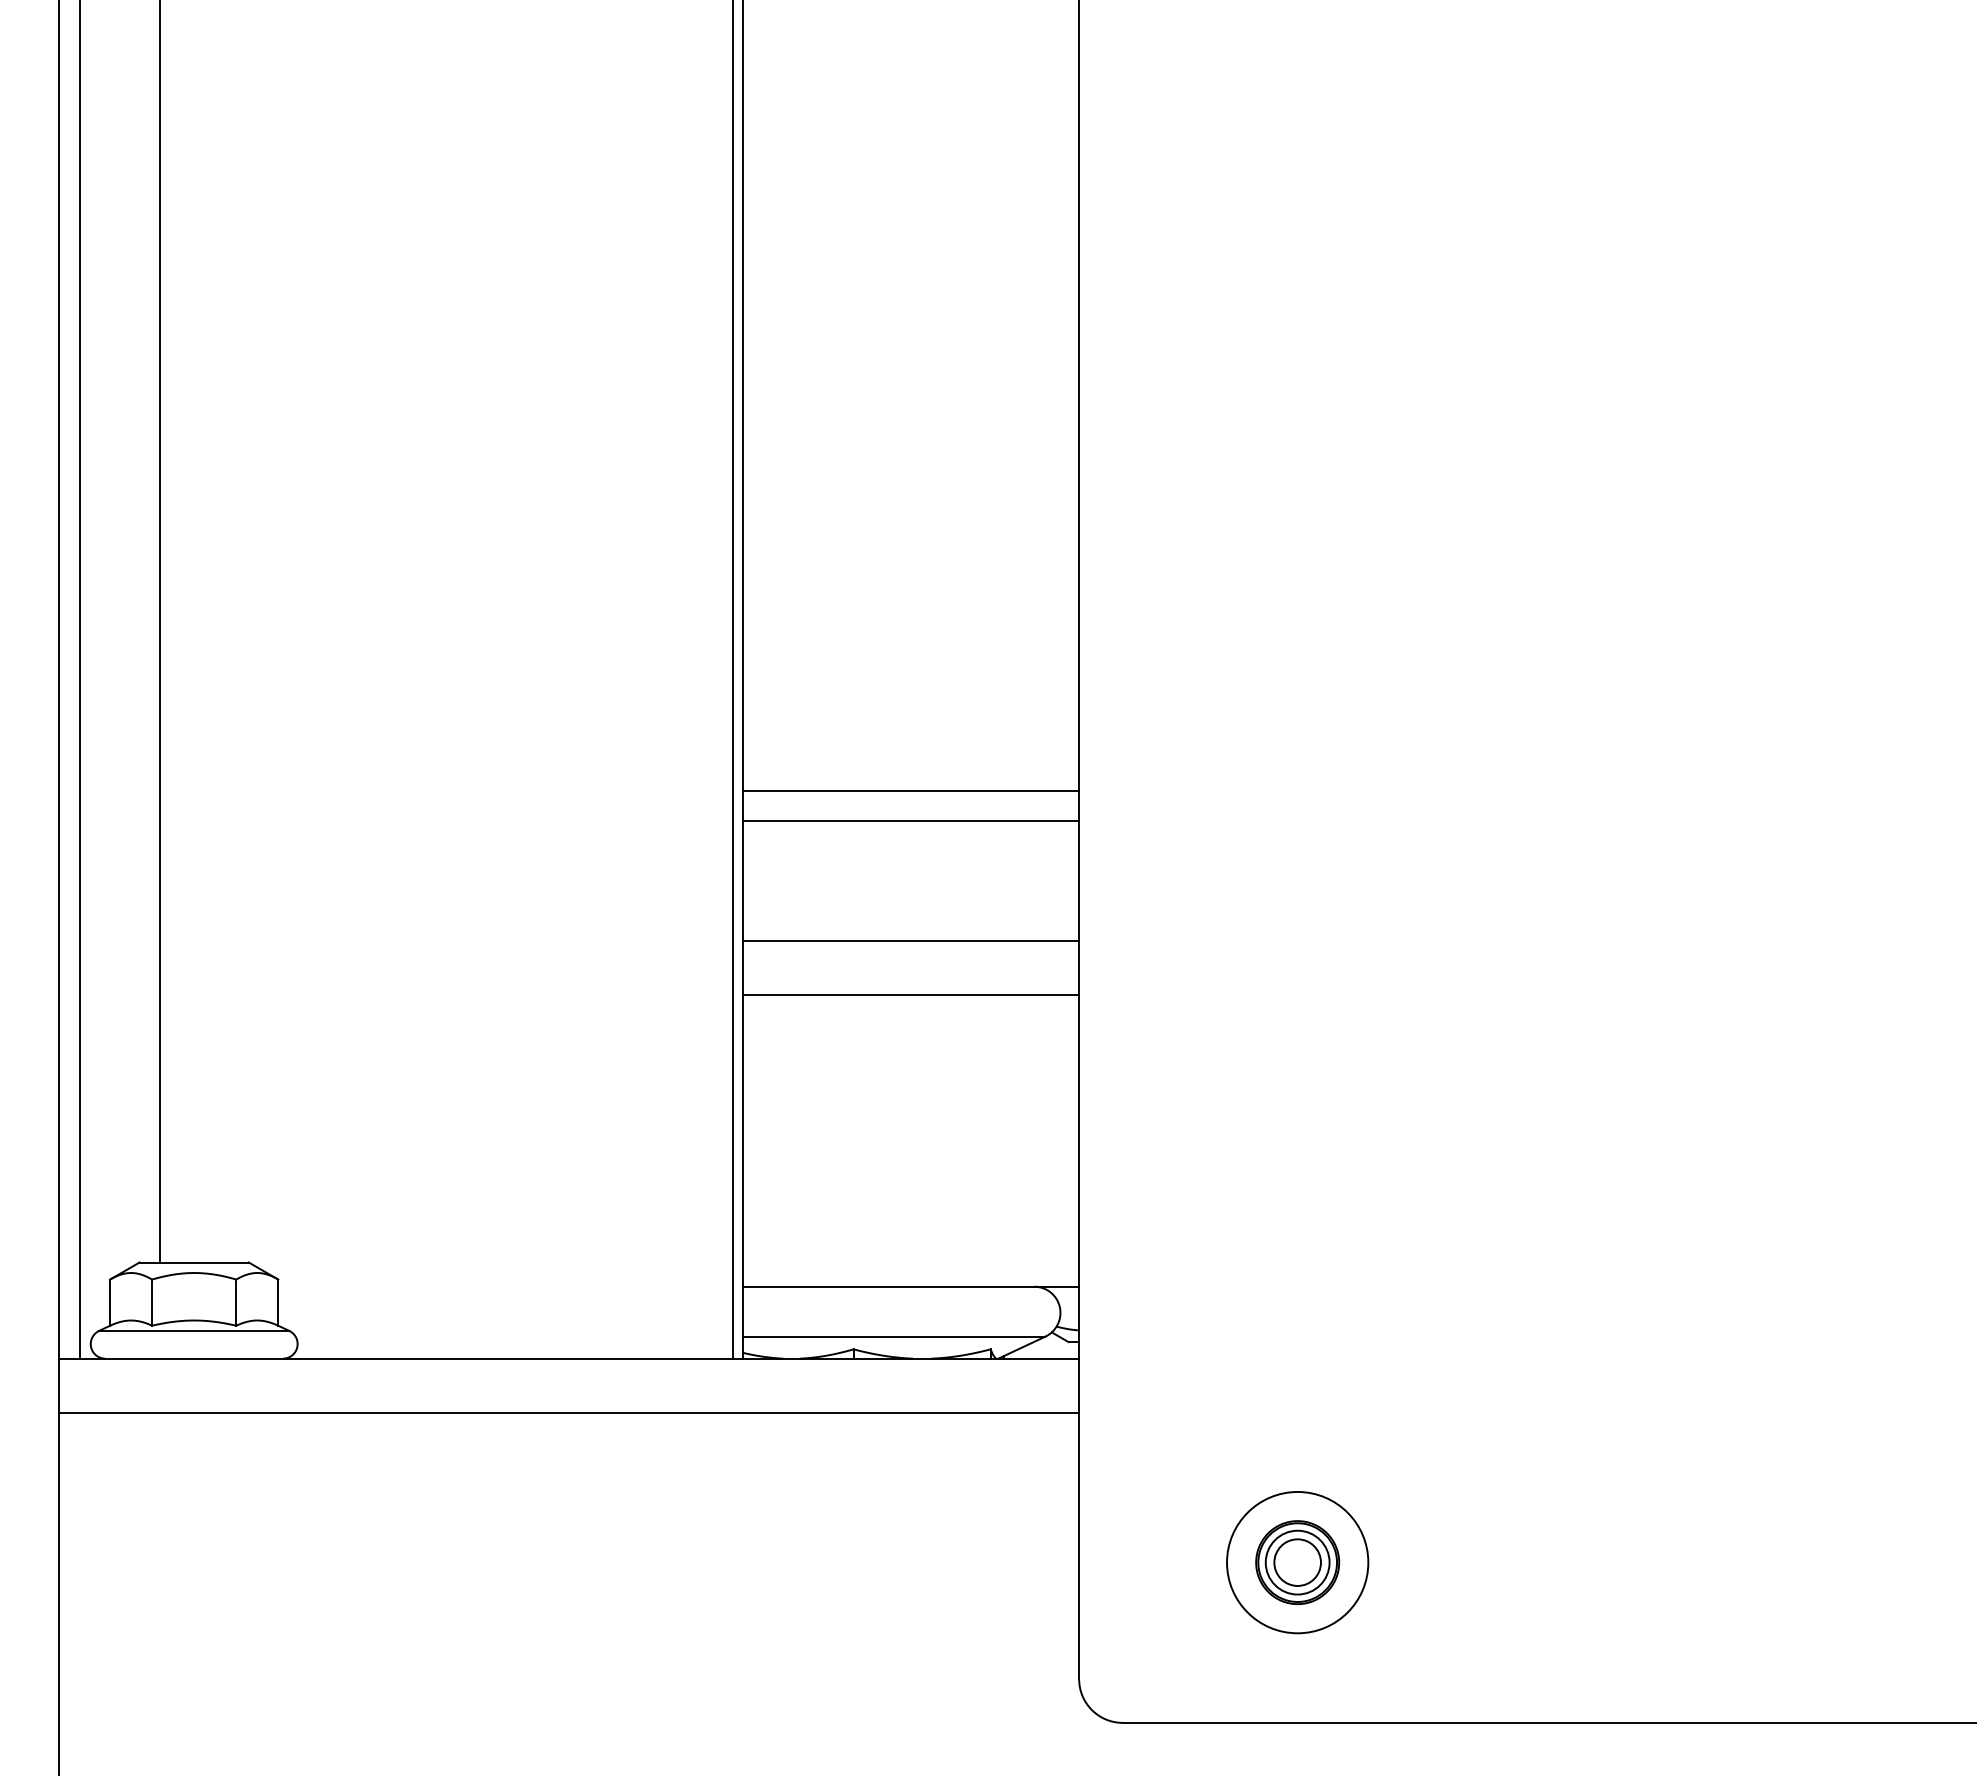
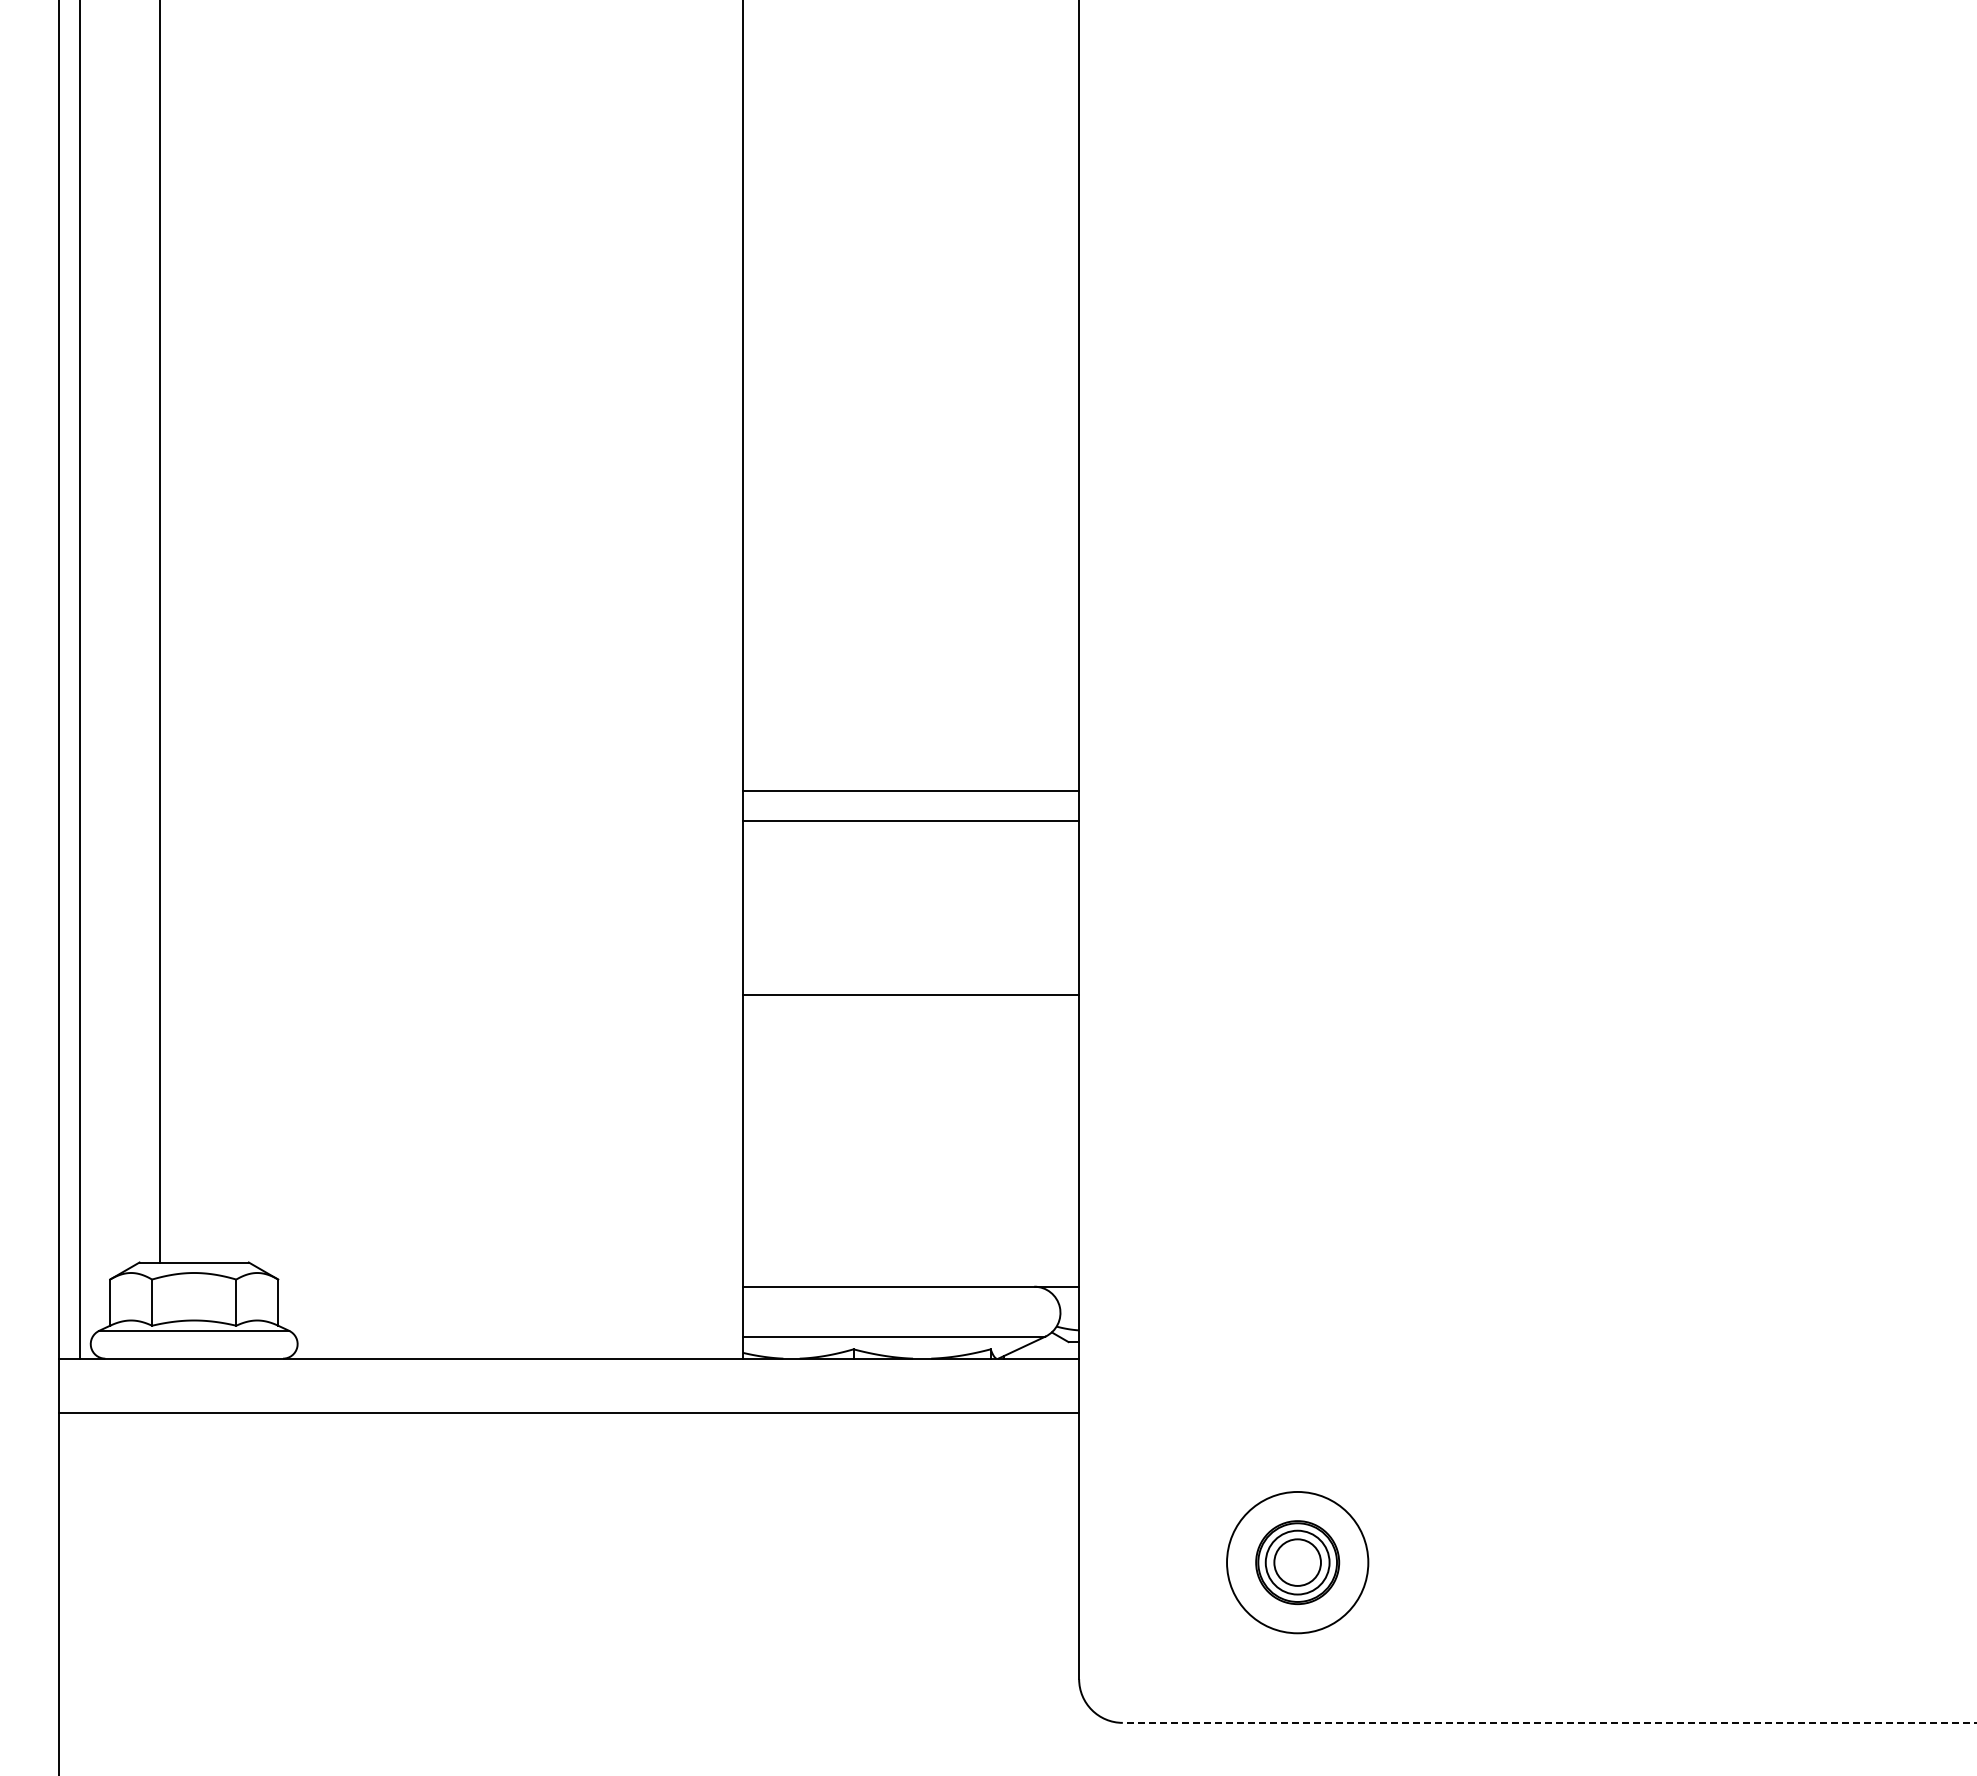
line: present -> none (732, 680)
line: present -> none (910, 940)
line: solid -> dashed (1549, 1722)
